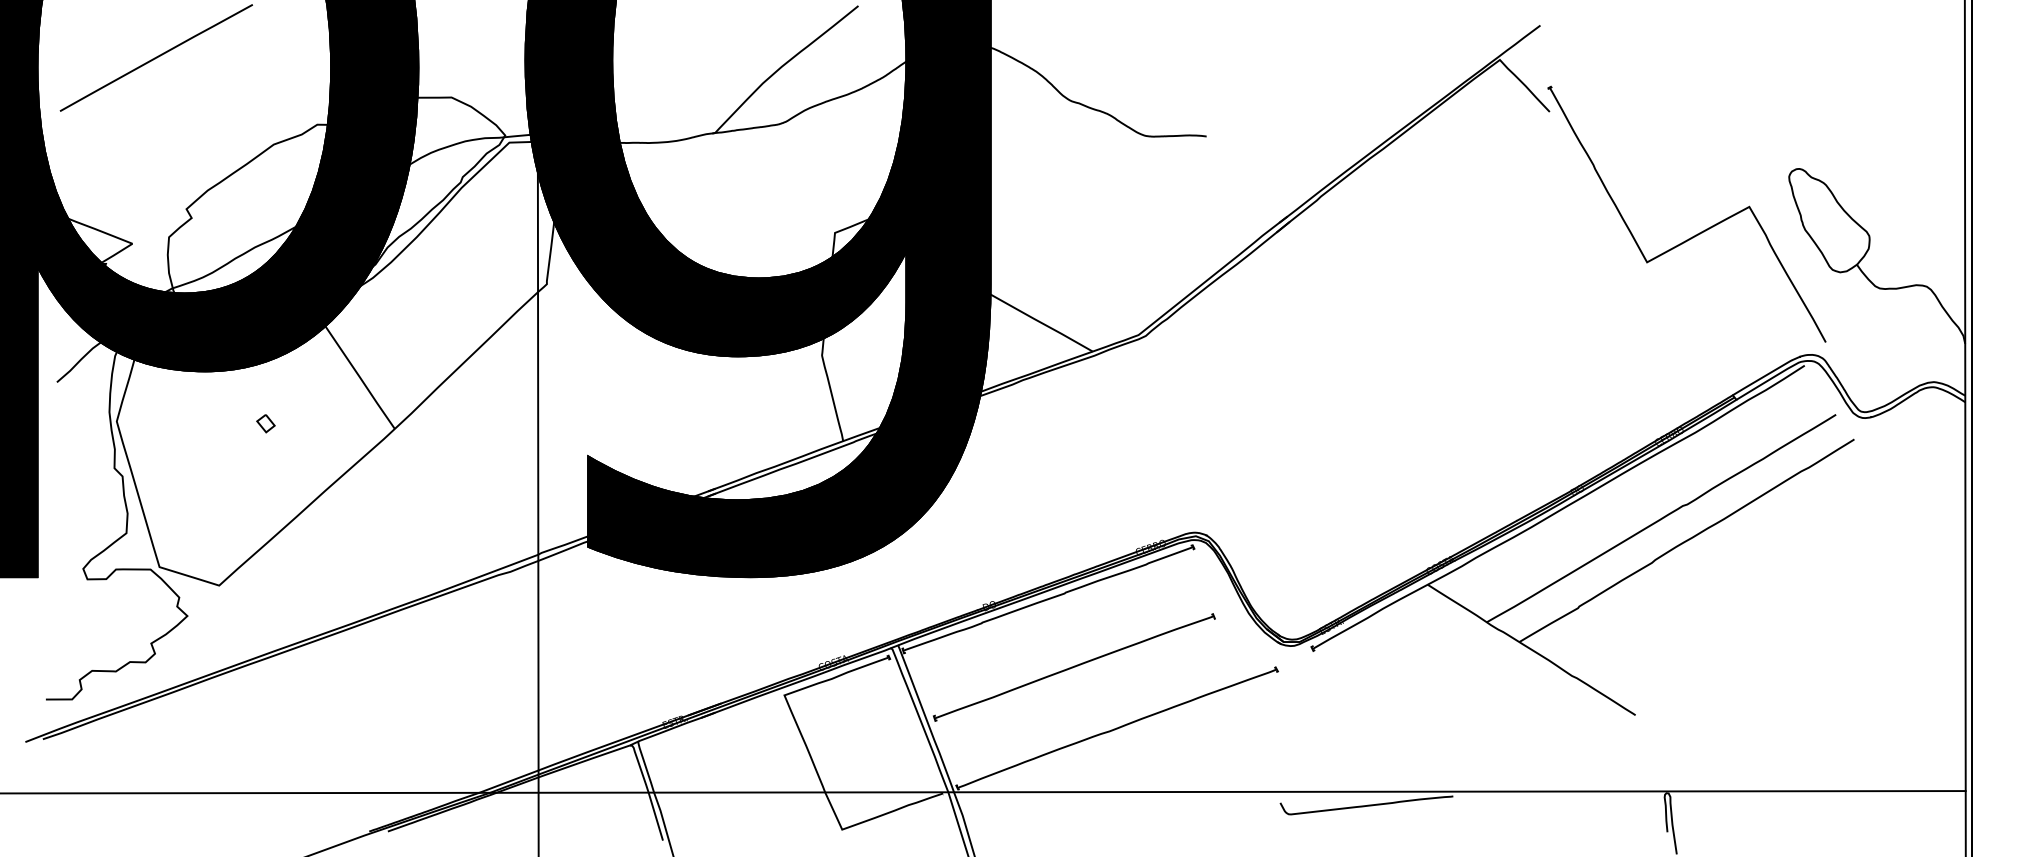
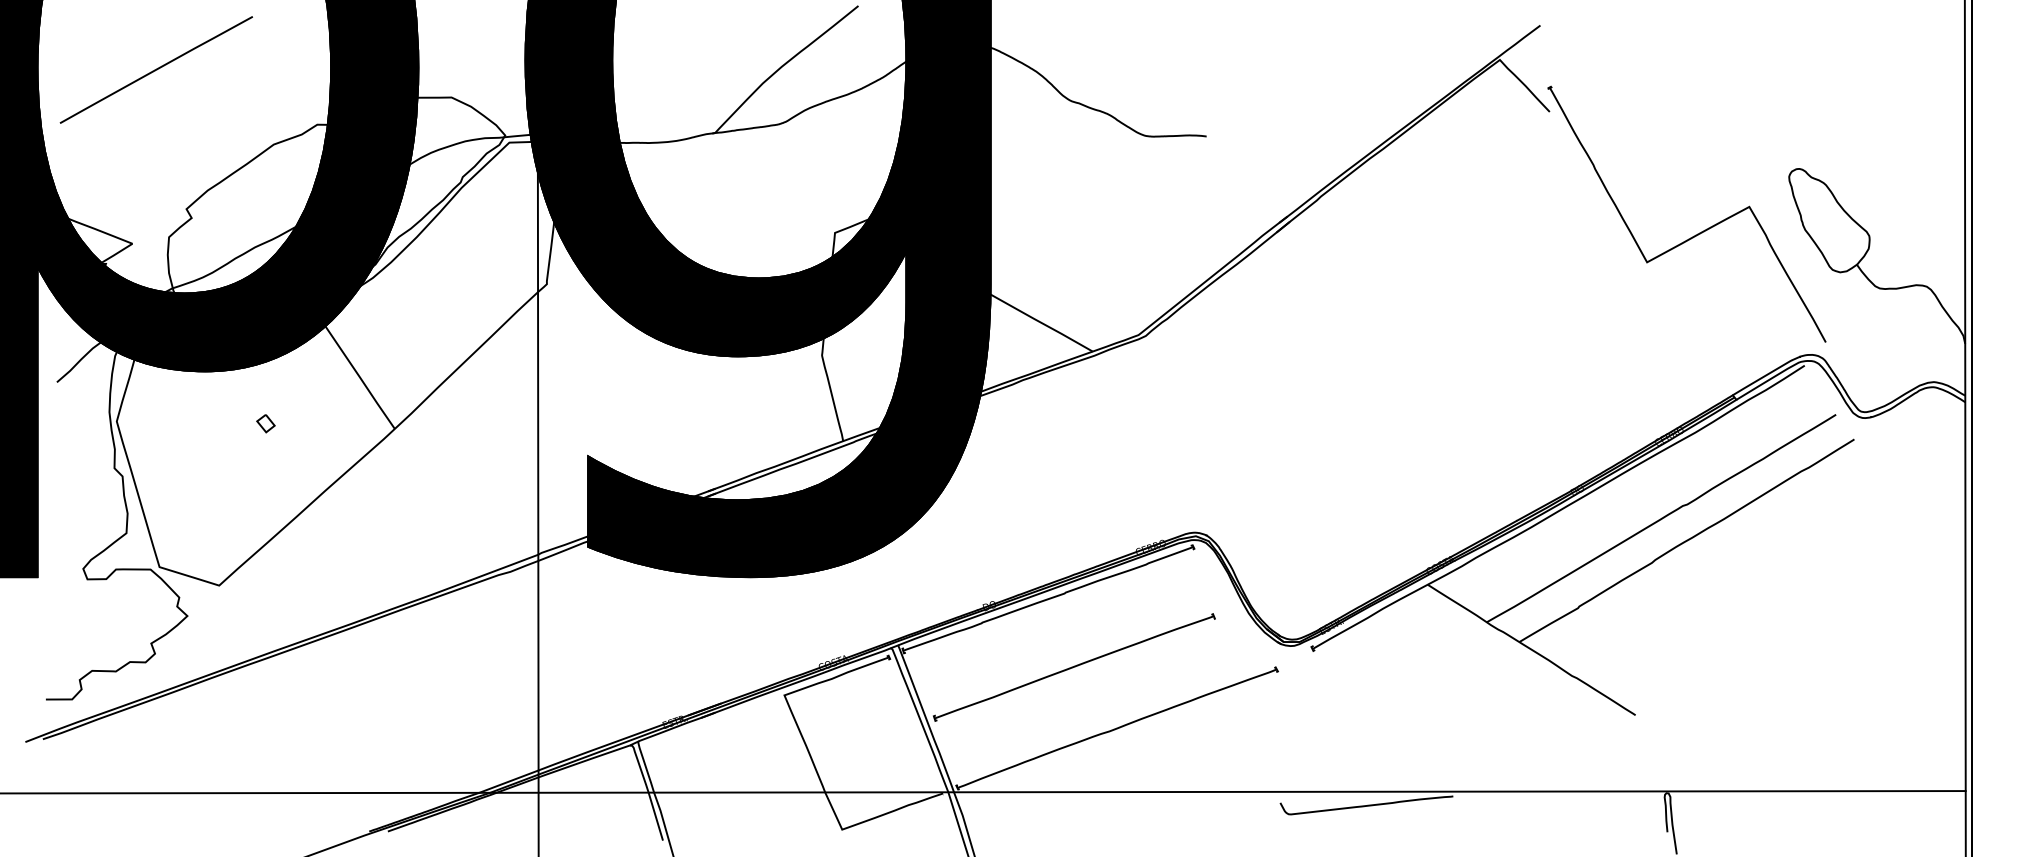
line position: (155, 57) -> (155, 69) (155, 69)
